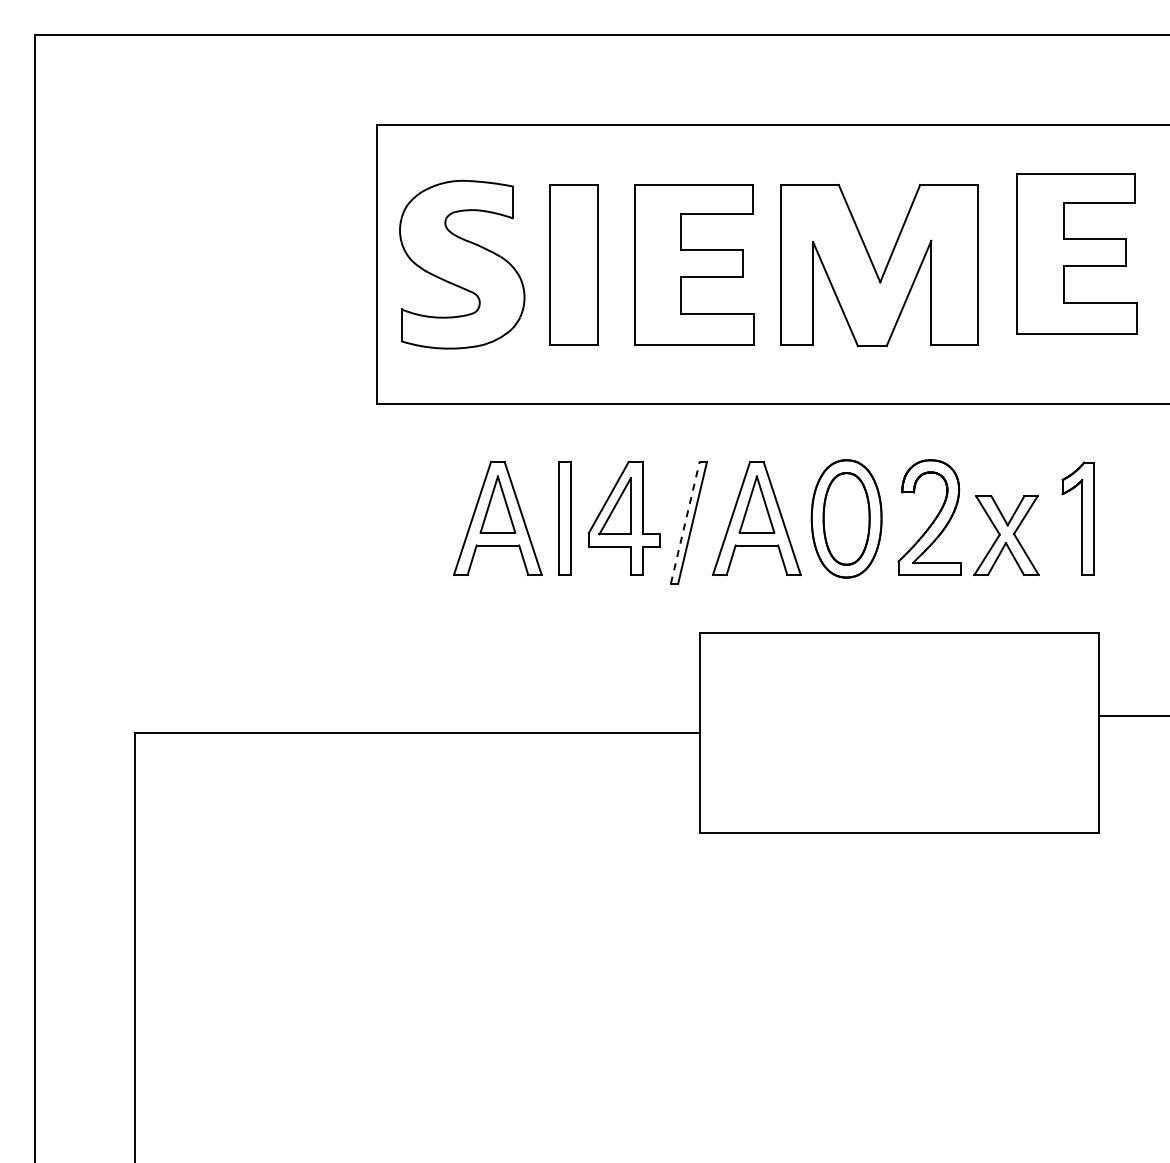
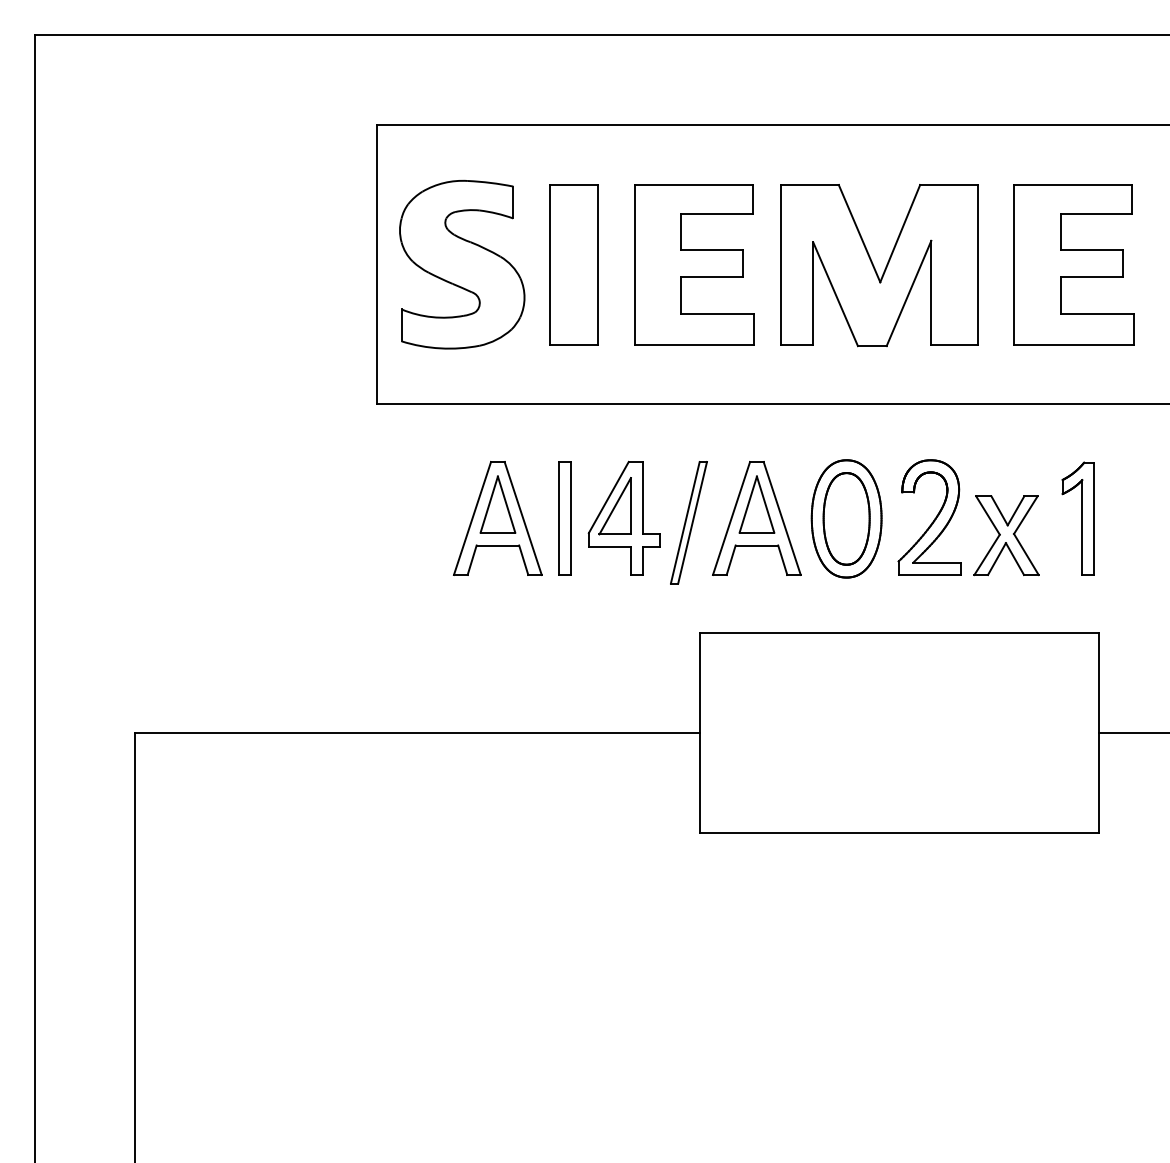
part position: (1076, 253) -> (1073, 264) (1073, 264)
line: dashed -> solid (685, 522)
line position: (1132, 716) -> (1132, 733) (1132, 733)
